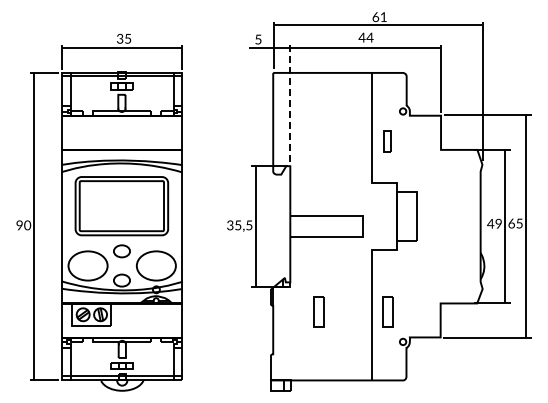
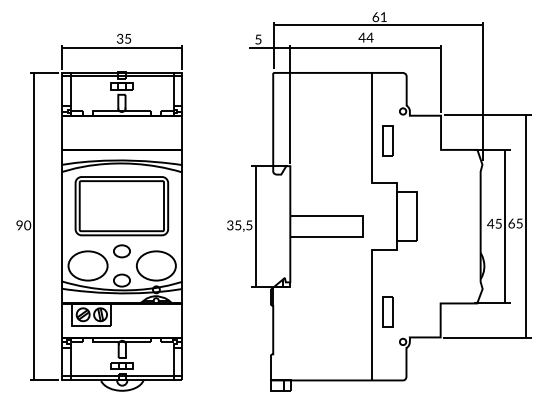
line: dashed -> solid (290, 104)
part size: 9x23 px -> 12x32 px (387, 140)
text: 49 -> 45 (498, 223)
part: present -> none (318, 311)
